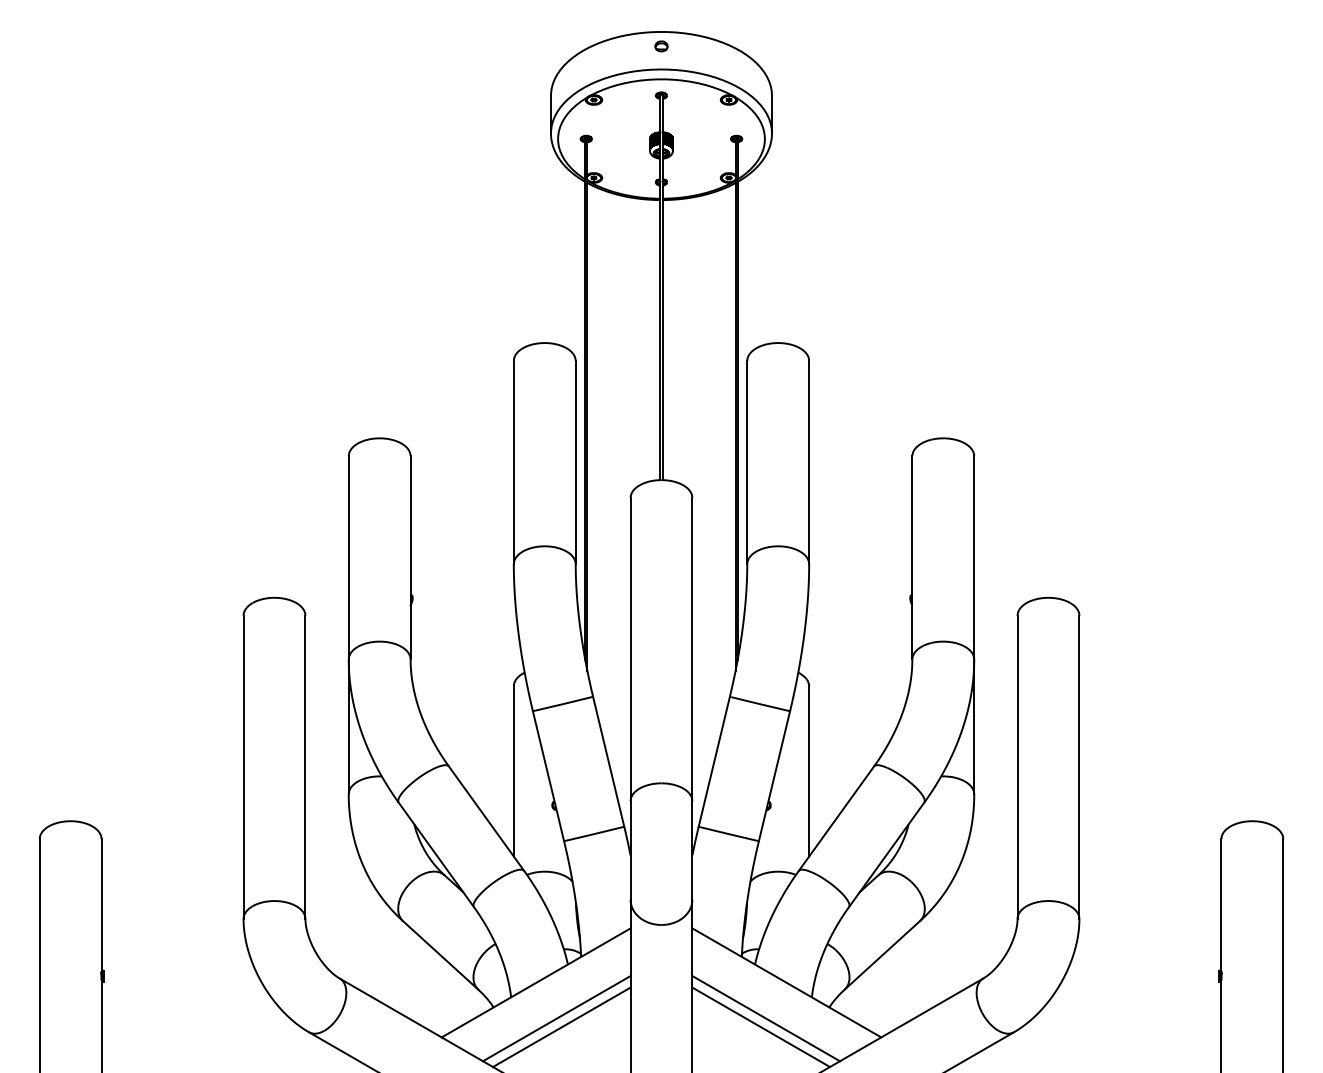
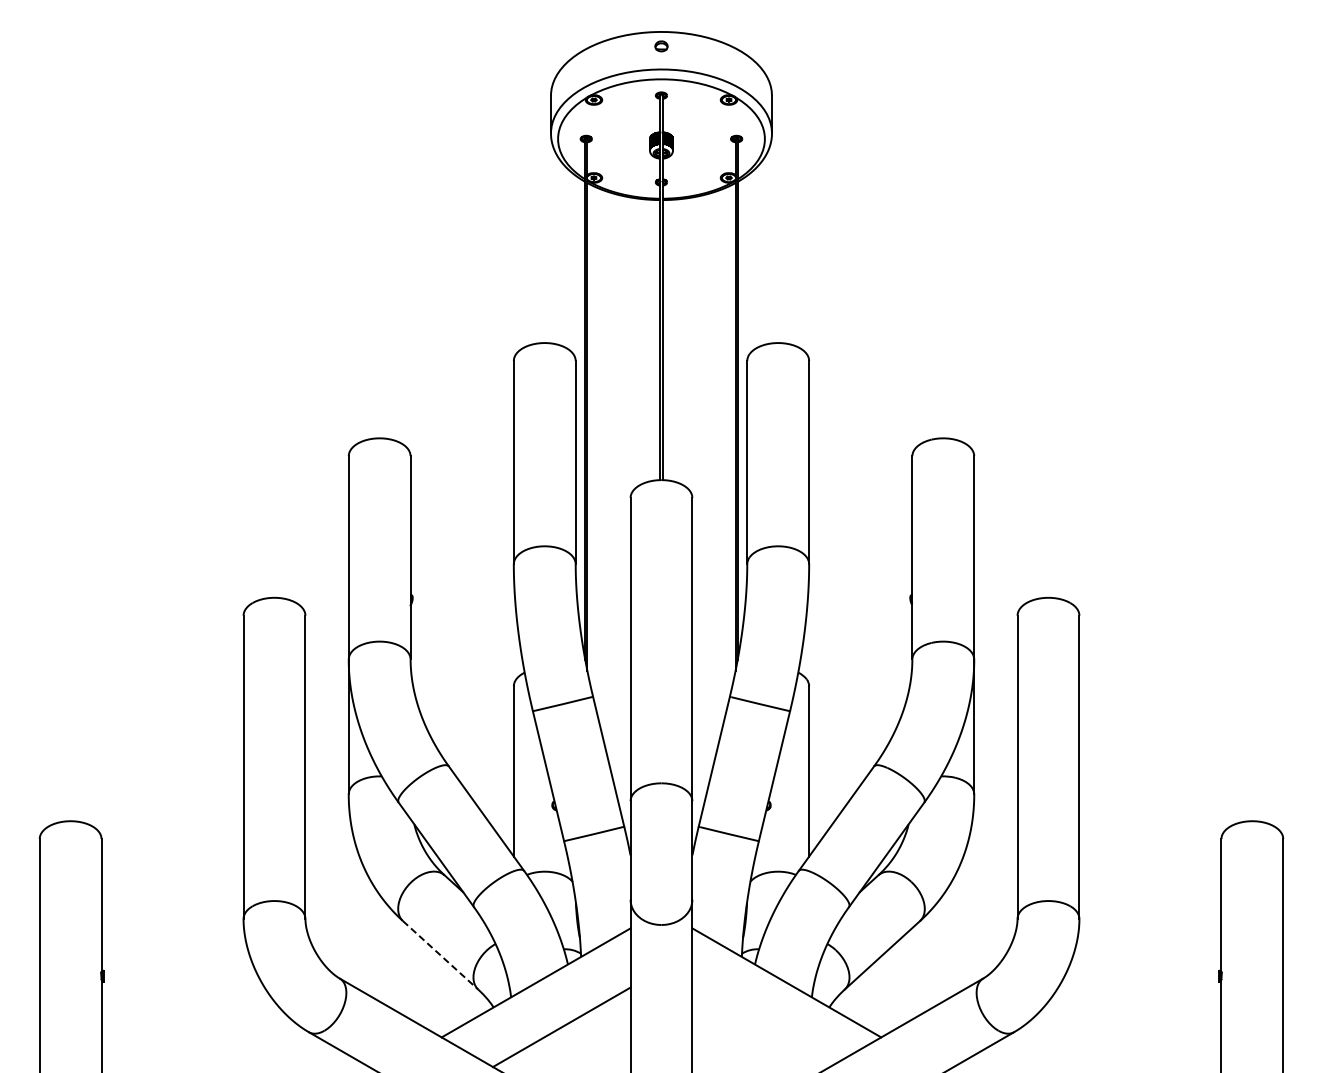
line: solid -> dashed (440, 955)
line: present -> none (556, 1018)
line: present -> none (766, 1018)
line: present -> none (760, 1027)
